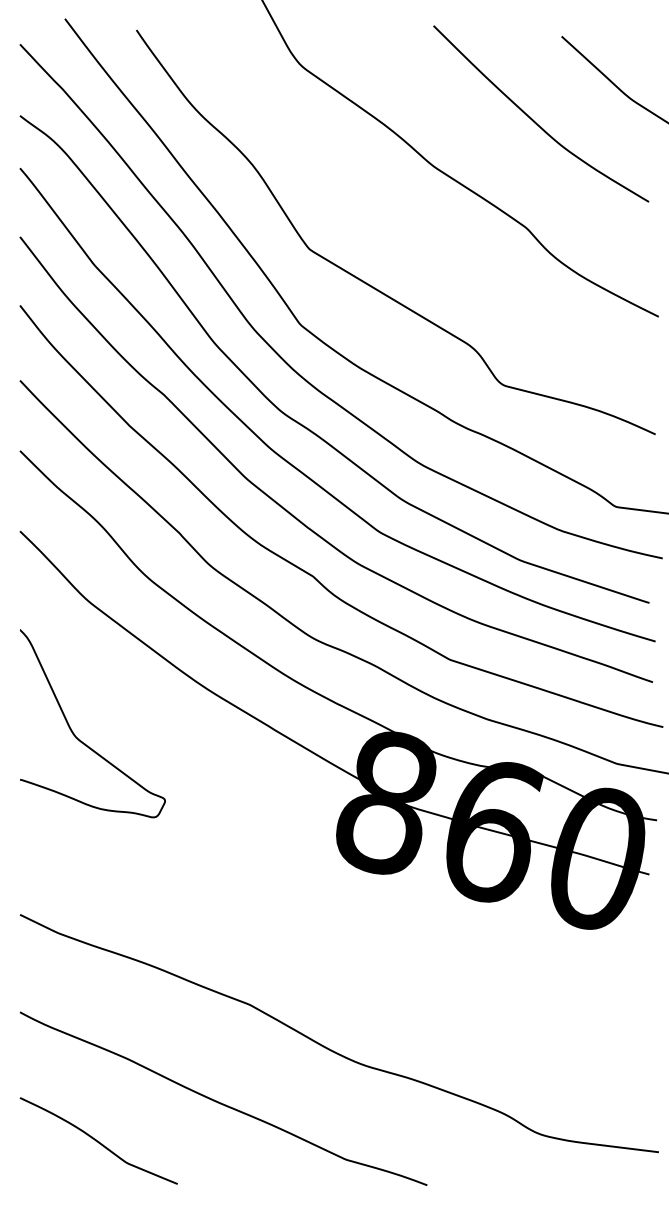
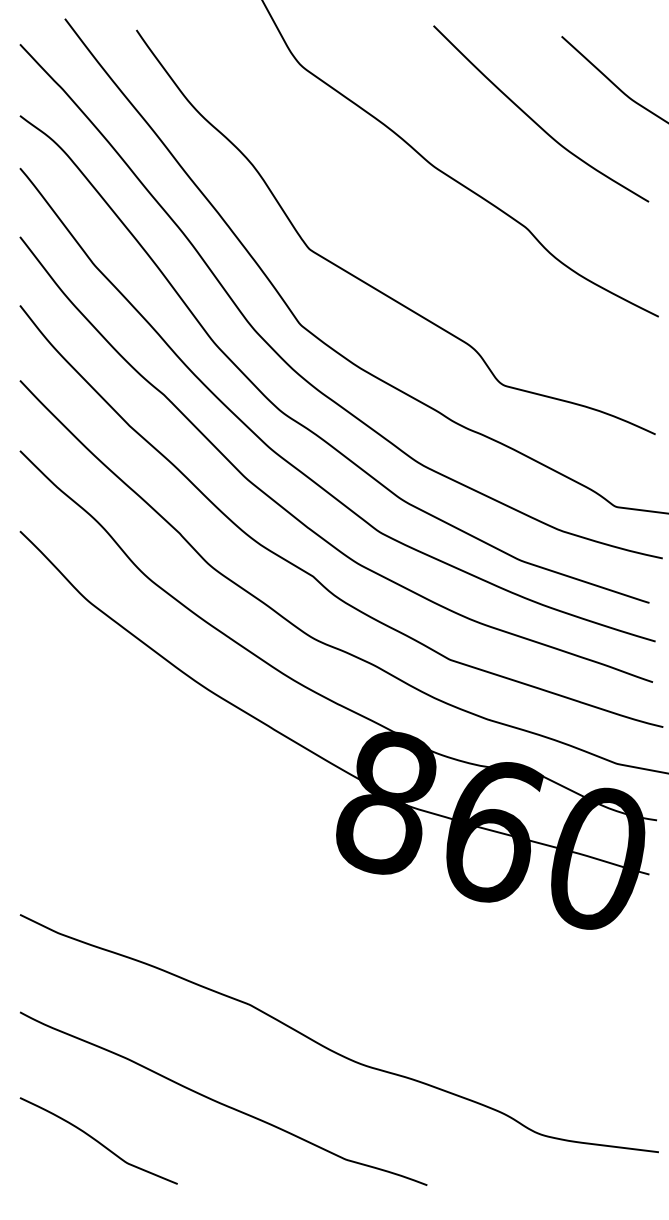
curve: present -> none (75, 734)
